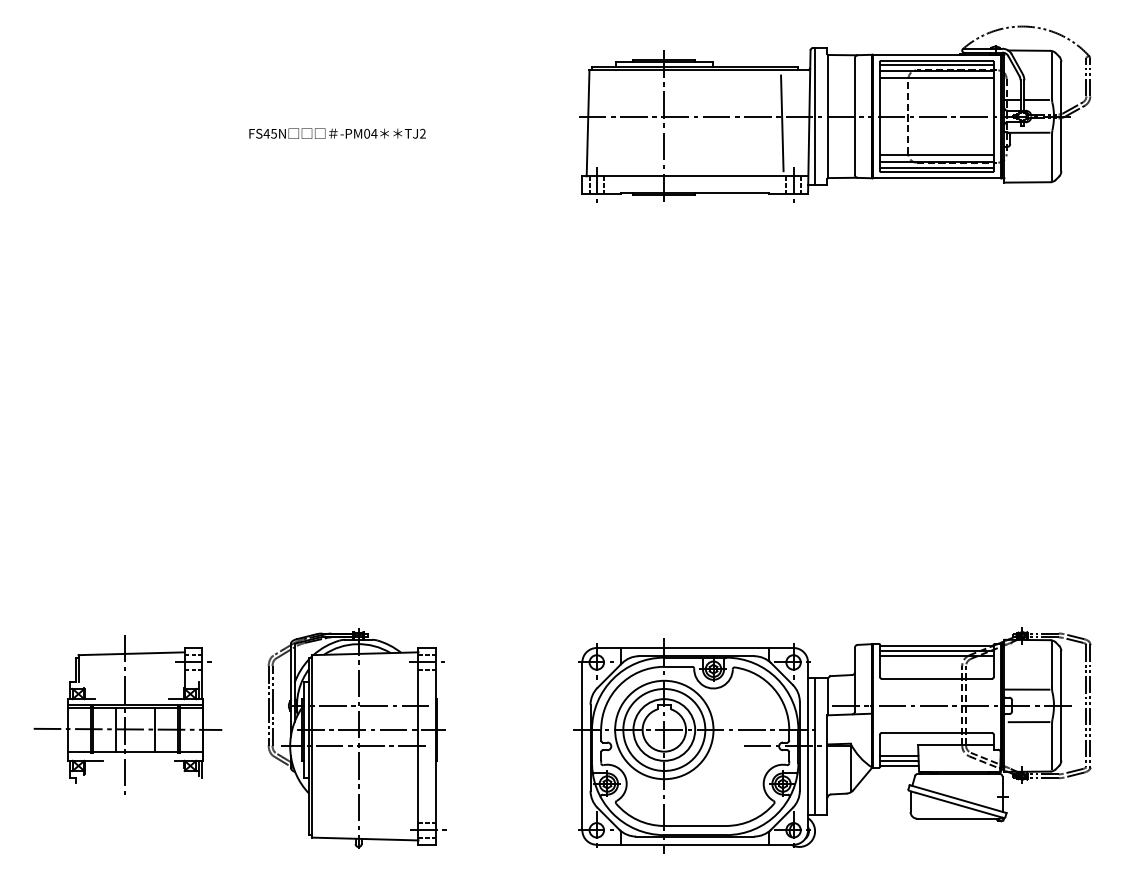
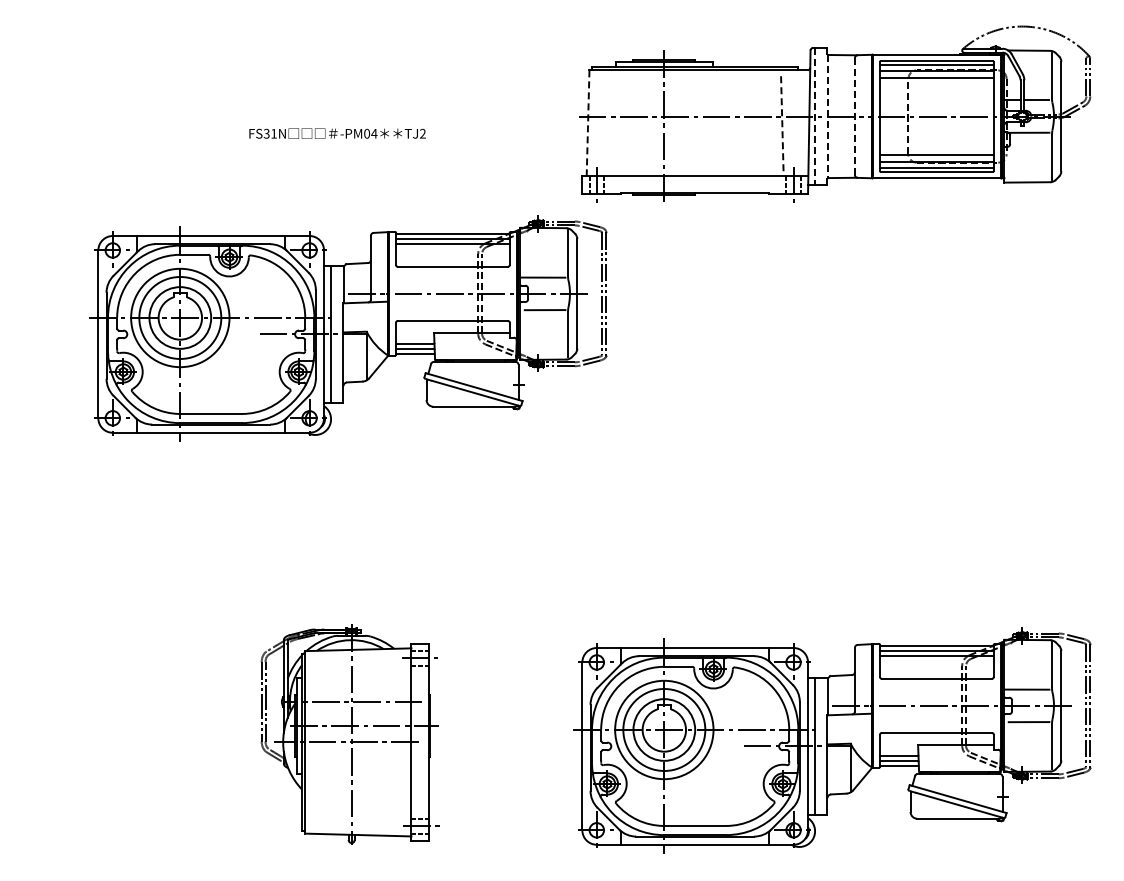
line: solid -> dashed (828, 116)
line: solid -> dashed (854, 116)
line: solid -> dashed (815, 117)
line: solid -> dashed (588, 122)
line: solid -> dashed (782, 123)
text: FS45N -> FS31N (269, 133)
part: none -> present (348, 328)
part: present -> none (127, 714)
part position: (356, 738) -> (349, 734) (349, 734)
